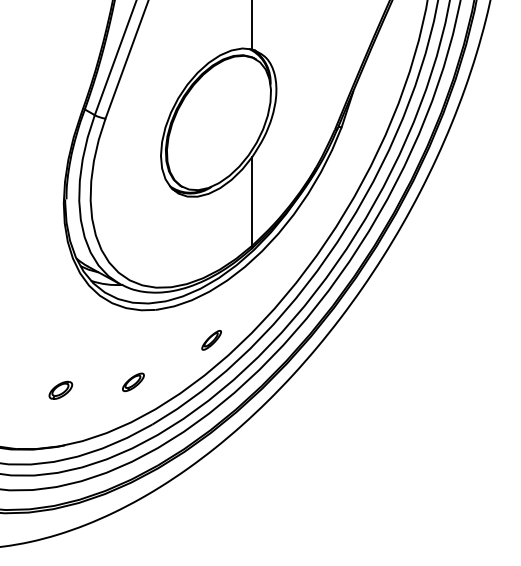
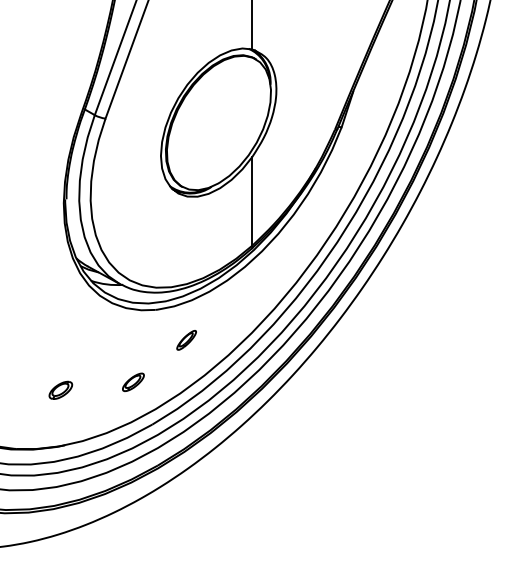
part position: (211, 340) -> (186, 340) (186, 340)
